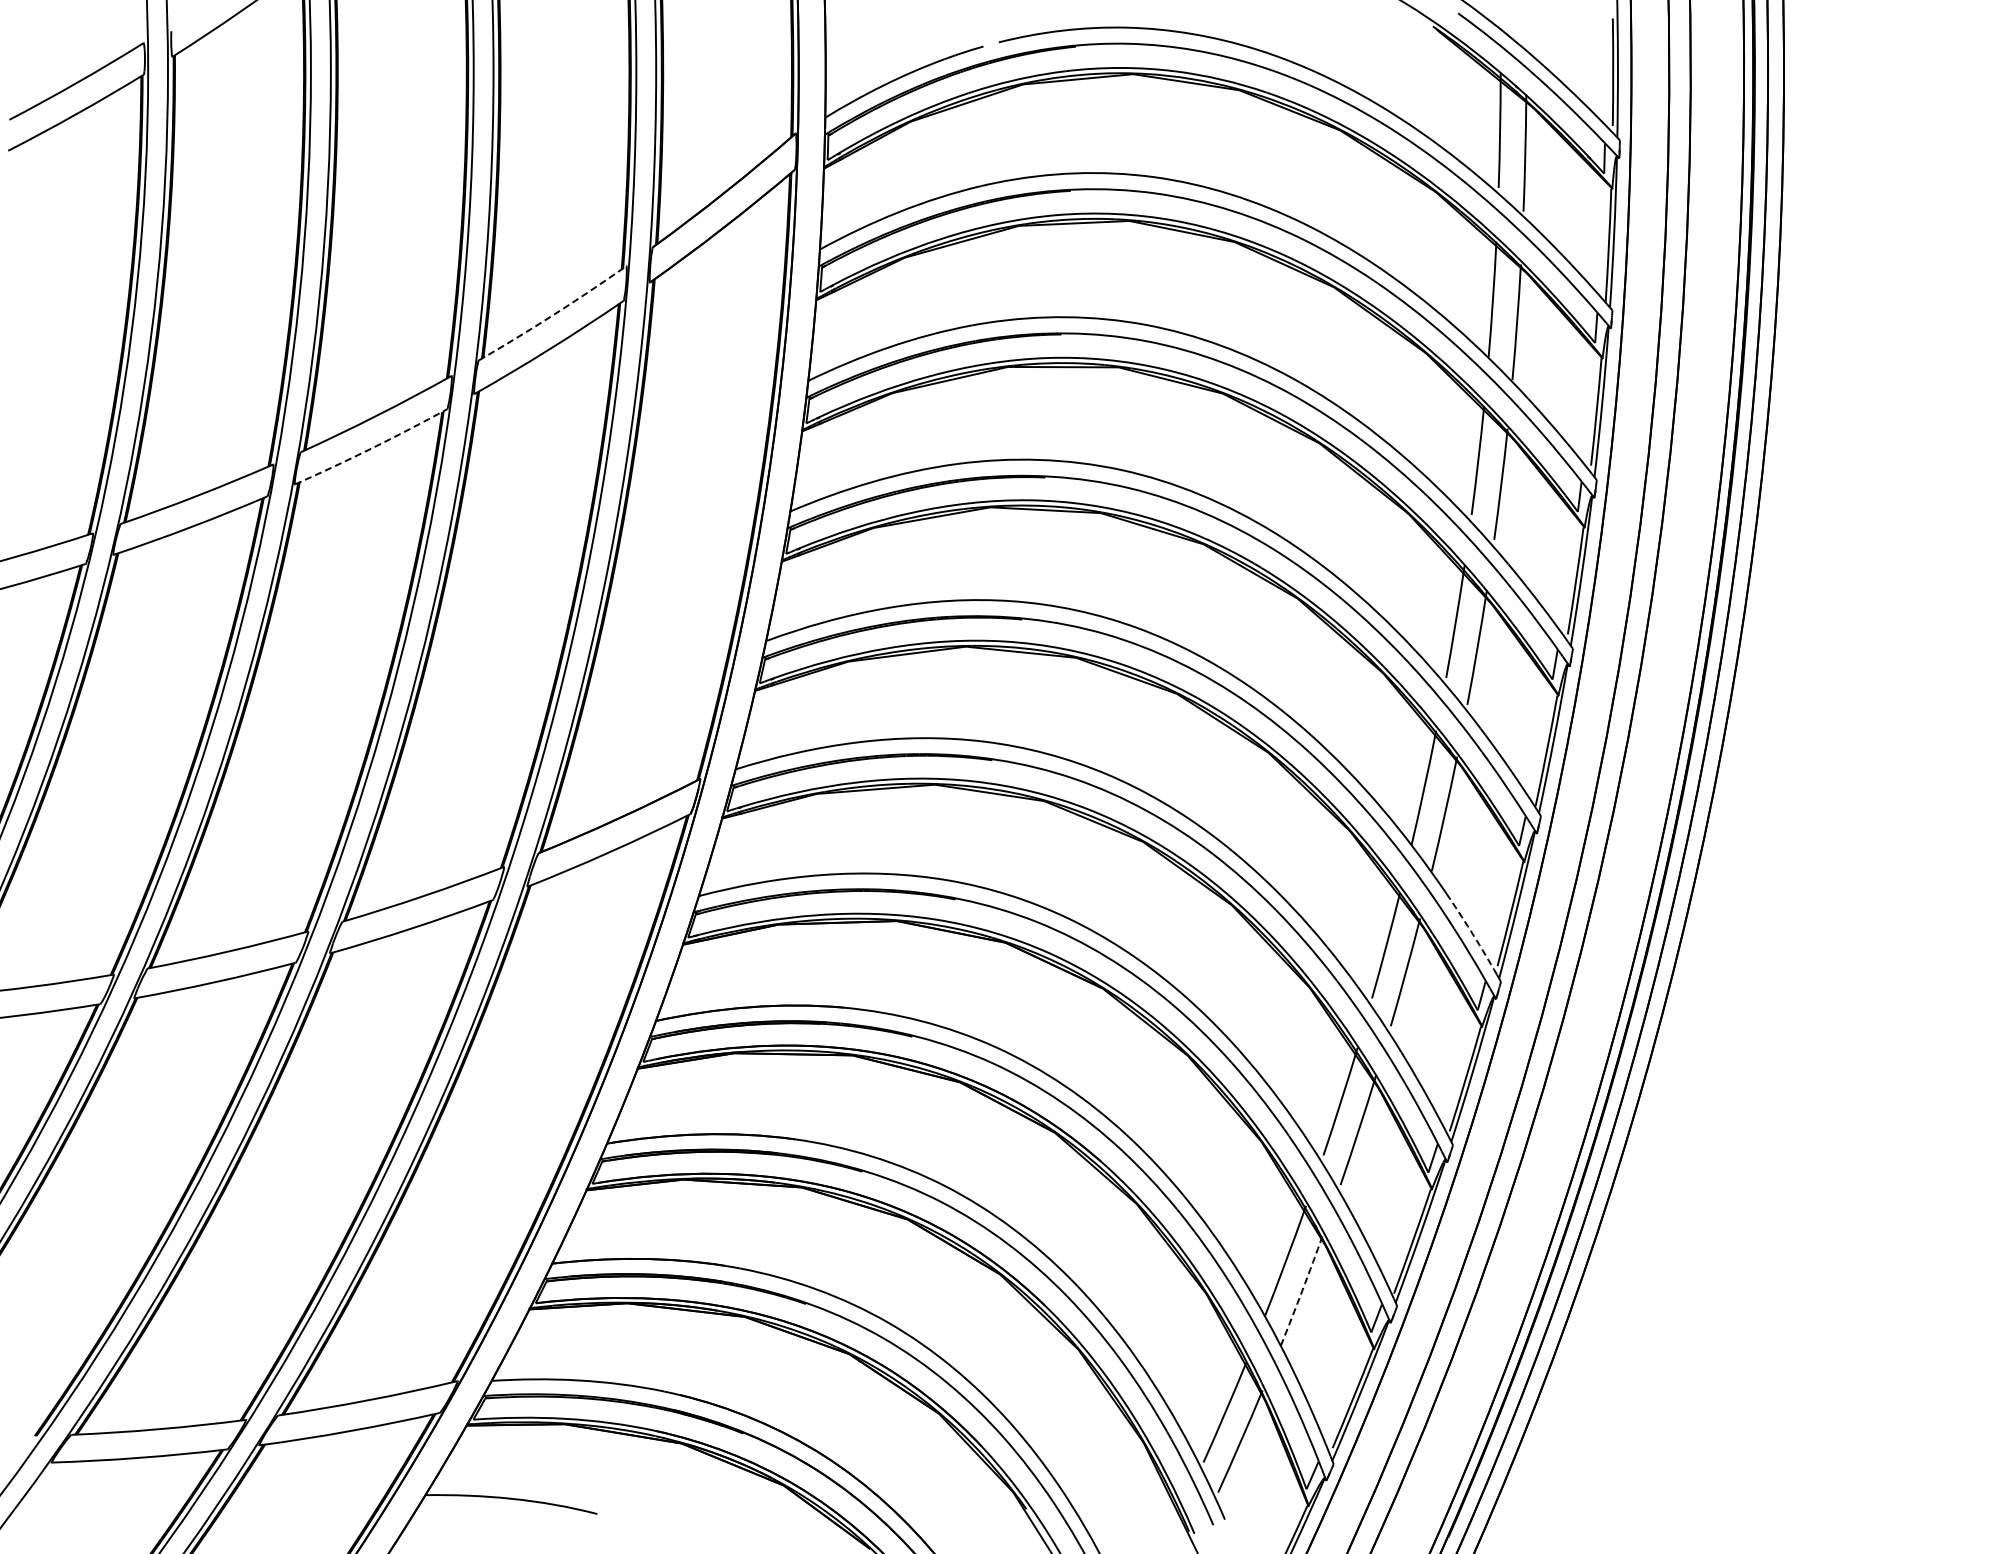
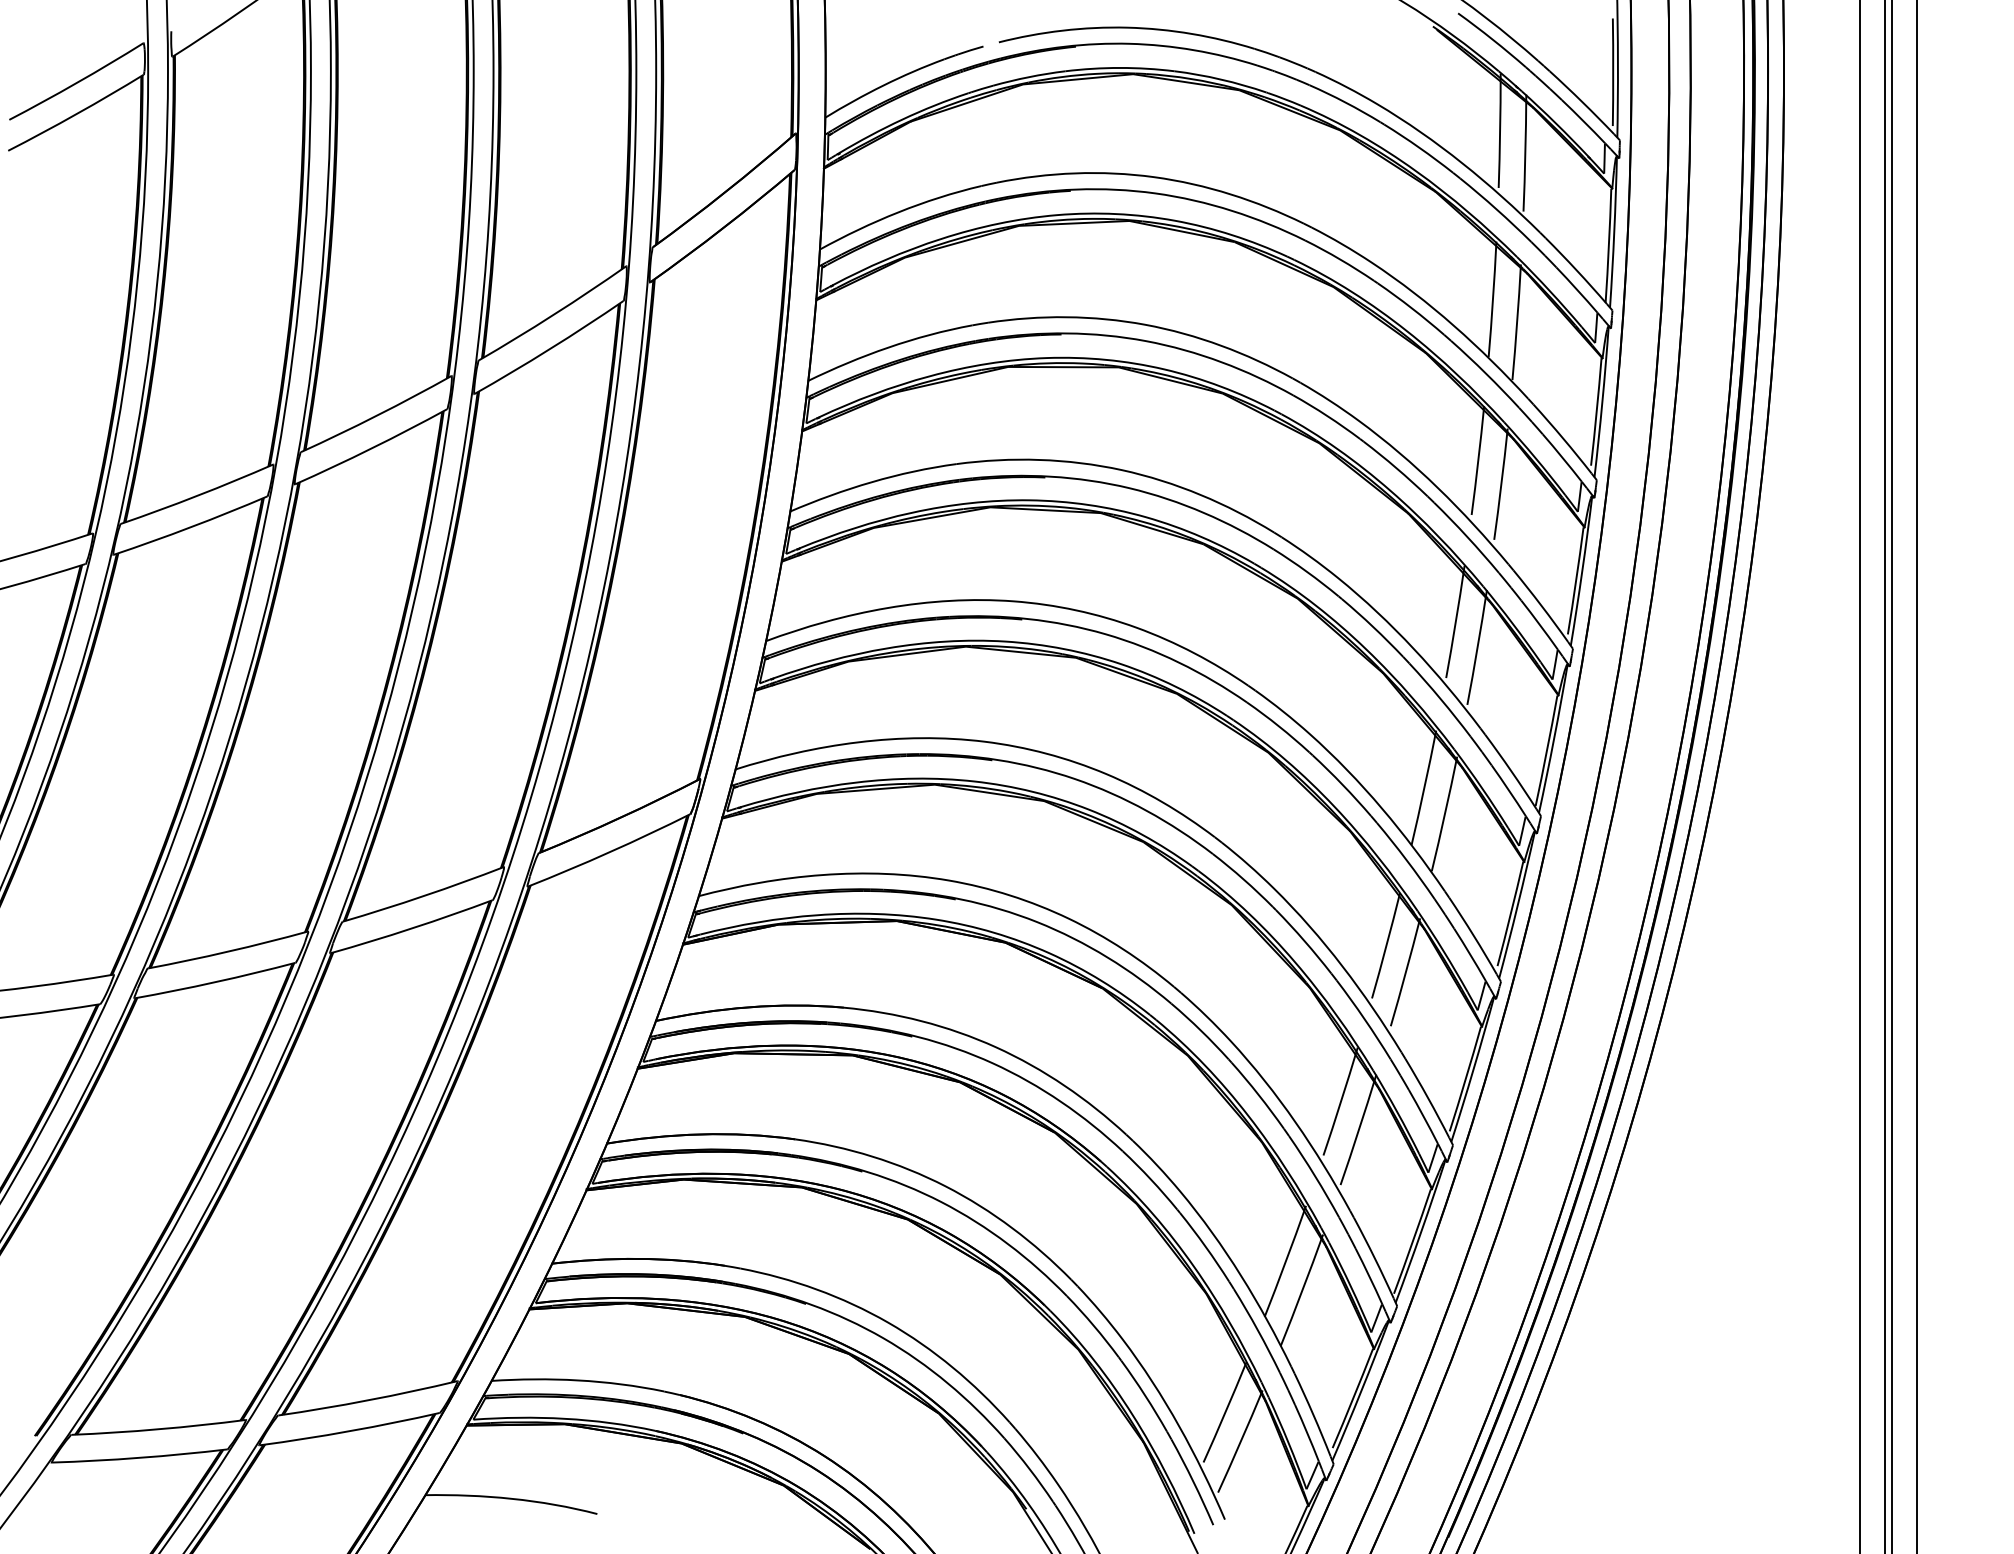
arc: dashed -> solid (553, 314)
arc: dashed -> solid (371, 448)
line: none -> present (1860, 776)
line: none -> present (1885, 776)
line: none -> present (1892, 776)
line: none -> present (1917, 776)
arc: dashed -> solid (1473, 935)
arc: dashed -> solid (1302, 1290)
